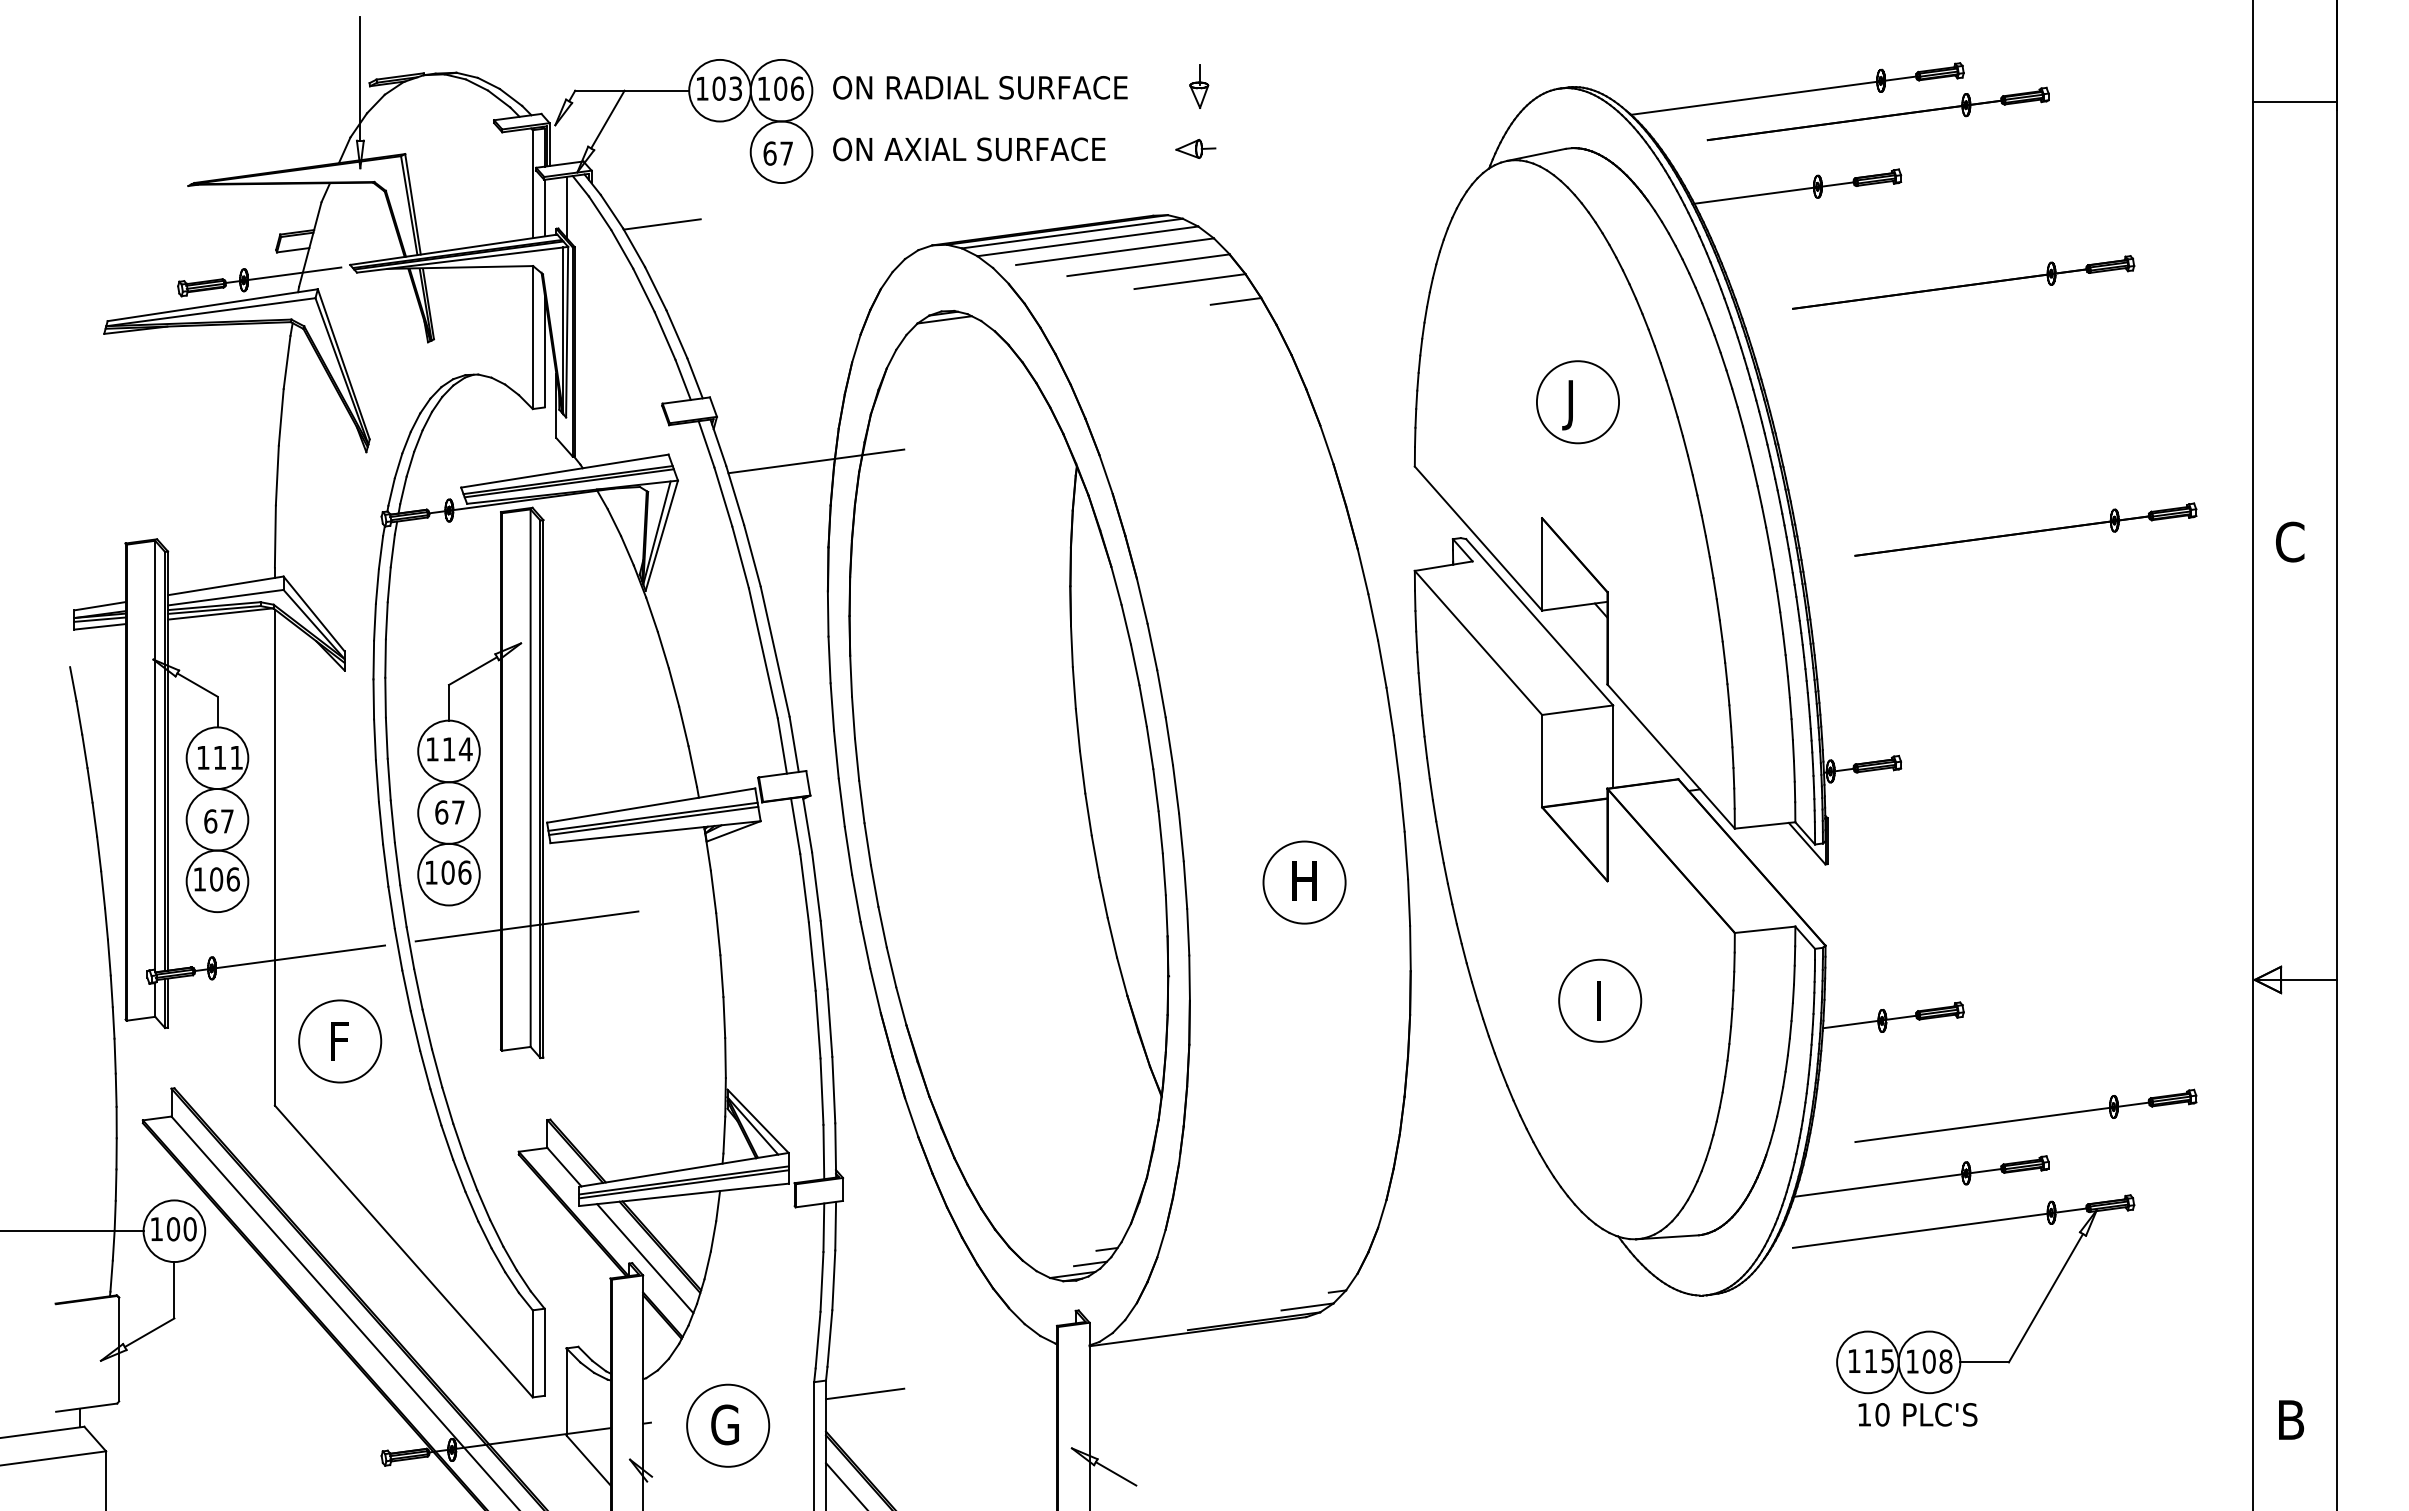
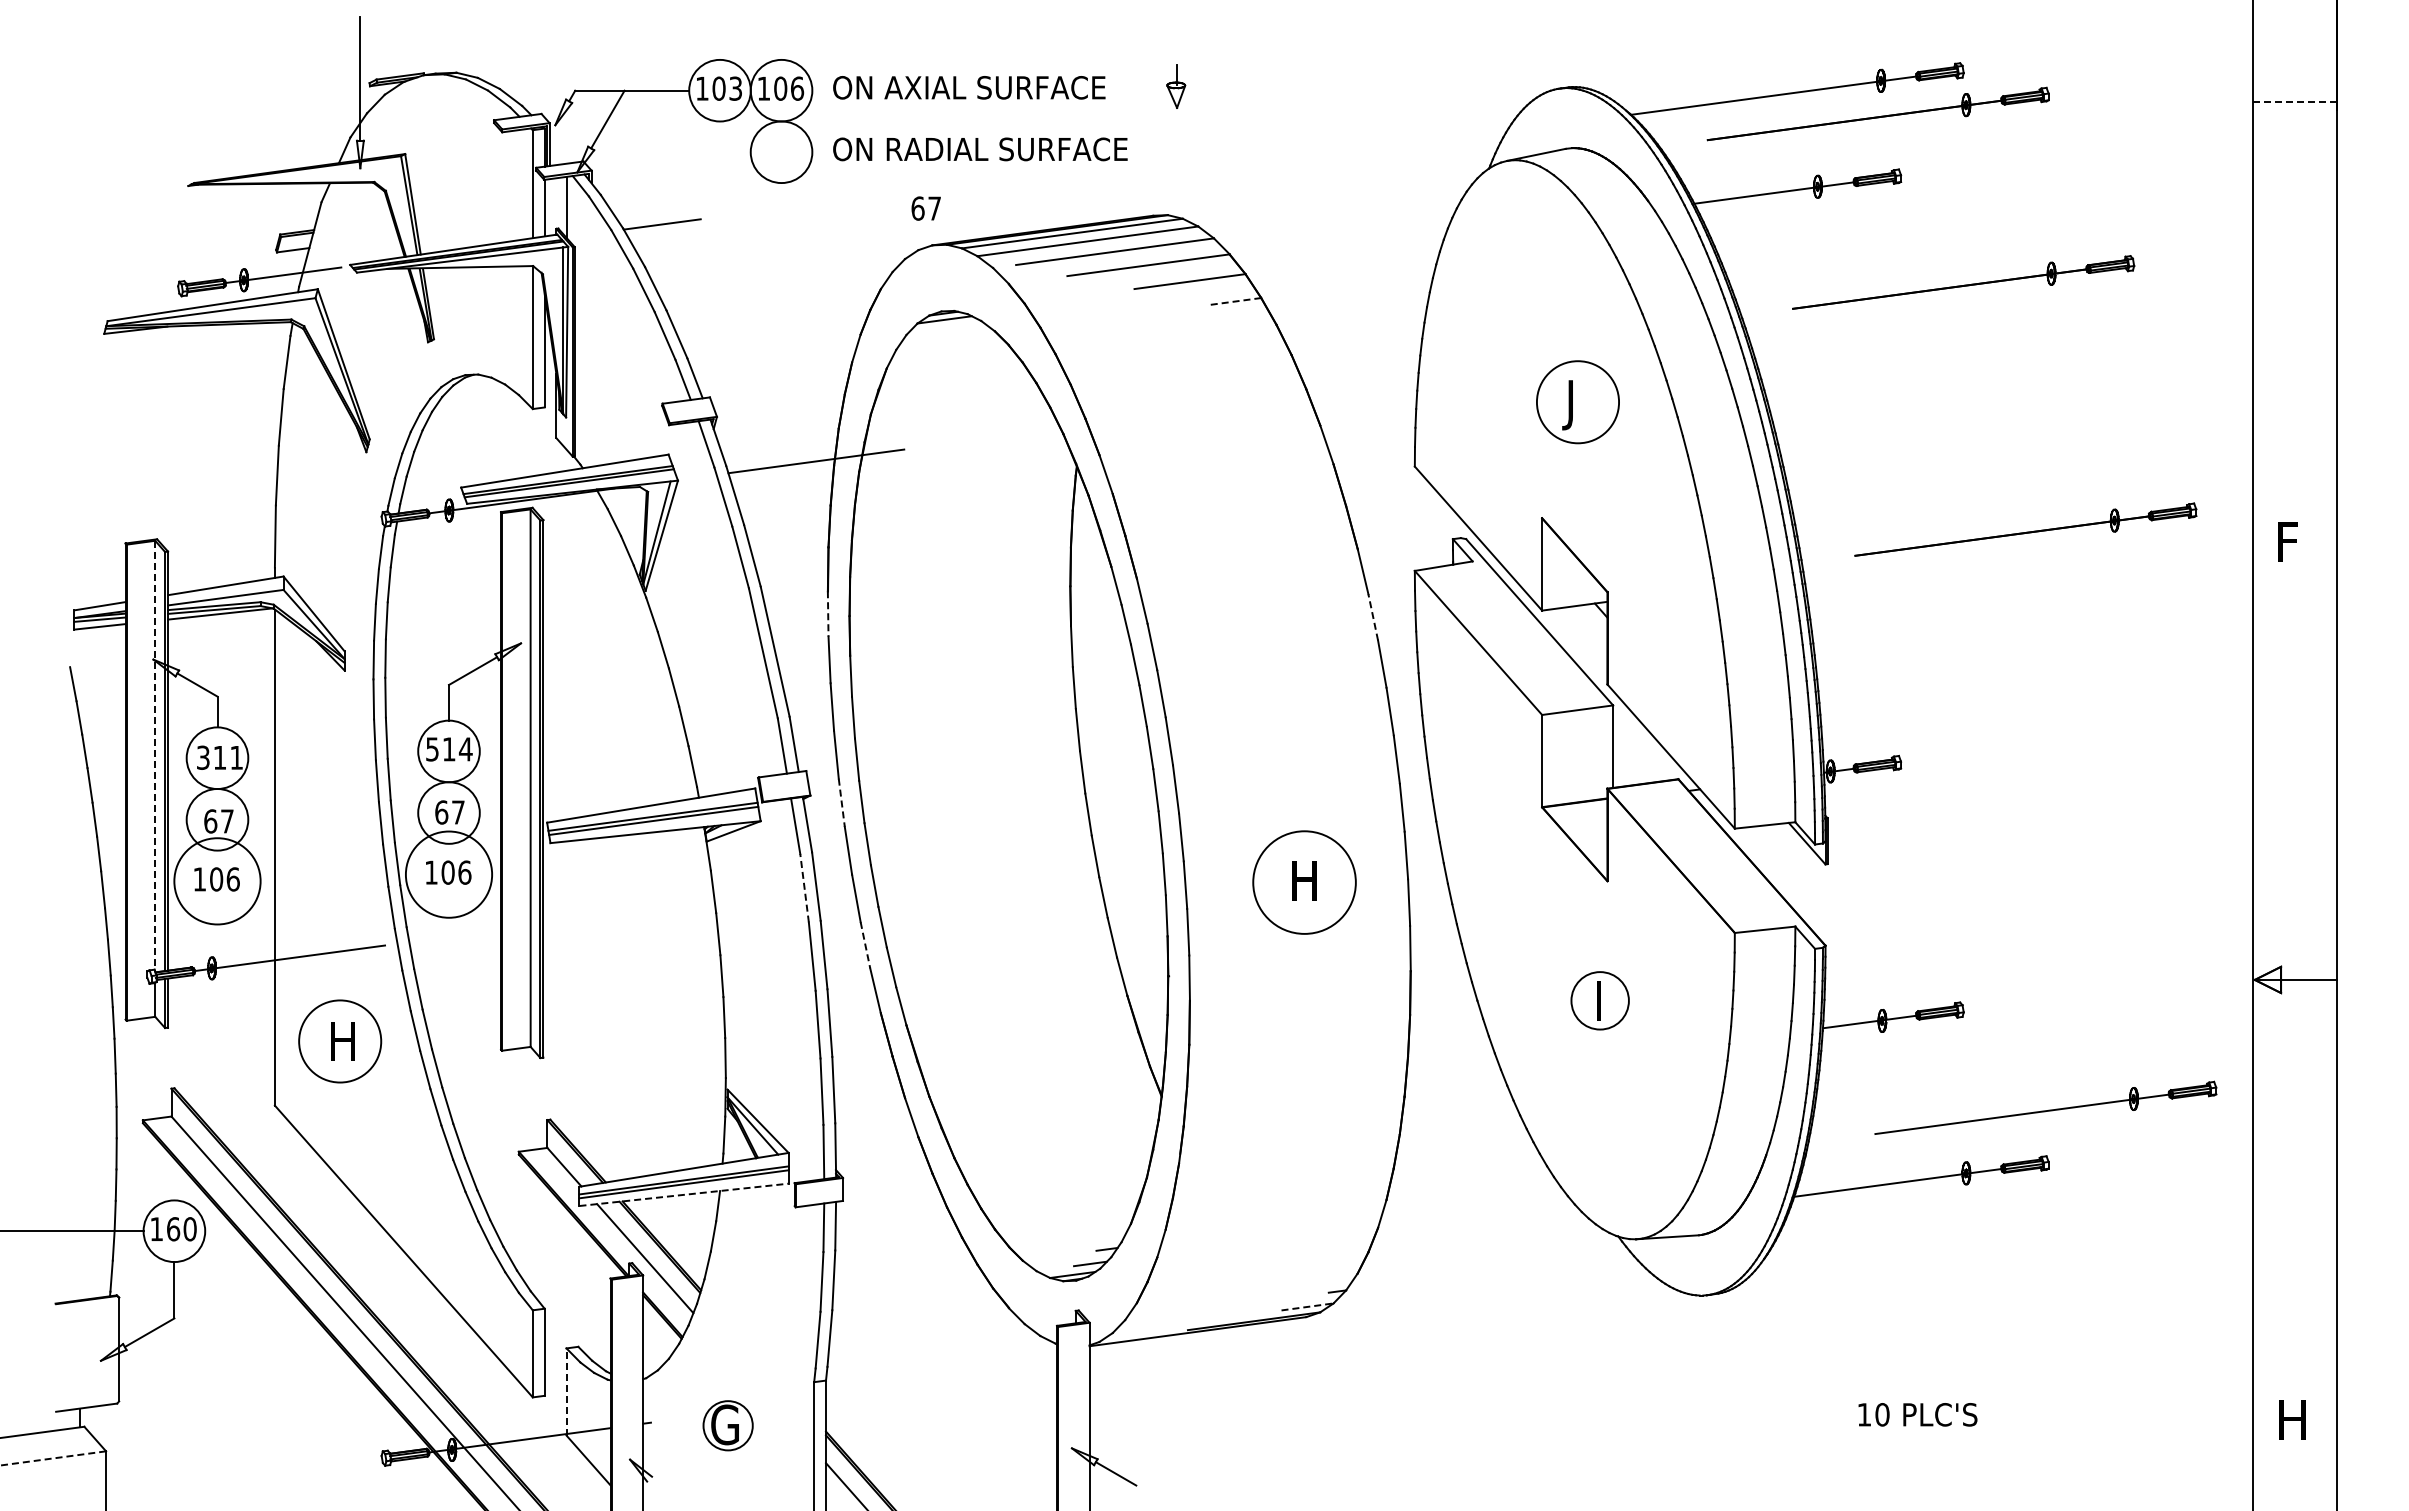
part position: (1199, 86) -> (1176, 86) (1176, 86)
text: ON RADIAL SURFACE -> ON AXIAL SURFACE (1005, 87)
line: solid -> dashed (2295, 102)
part: present -> none (1195, 148)
text: ON AXIAL SURFACE -> ON RADIAL SURFACE (1005, 149)
text position: (777, 153) -> (925, 208) (925, 208)
line: solid -> dashed (1236, 301)
text: C -> F (2290, 541)
line: solid -> dashed (828, 613)
line: solid -> dashed (1373, 617)
text: 114 -> 514 (432, 749)
line: solid -> dashed (155, 756)
text: 111 -> 311 (203, 757)
line: solid -> dashed (841, 803)
circle diameter: 62 px -> 86 px (448, 874)
circle diameter: 62 px -> 86 px (217, 881)
circle diameter: 82 px -> 103 px (1304, 882)
line: solid -> dashed (804, 888)
line: present -> none (526, 926)
line: solid -> dashed (865, 945)
circle diameter: 82 px -> 57 px (1599, 1000)
text: F -> H (344, 1041)
part position: (2025, 1115) -> (2045, 1107) (2045, 1107)
line: solid -> dashed (684, 1194)
text: 100 -> 160 (173, 1229)
line: solid -> dashed (1308, 1306)
part: present -> none (1944, 1334)
line: solid -> dashed (566, 1391)
line: present -> none (865, 1393)
text: B -> H (2292, 1419)
circle diameter: 82 px -> 49 px (727, 1425)
line: solid -> dashed (52, 1458)
